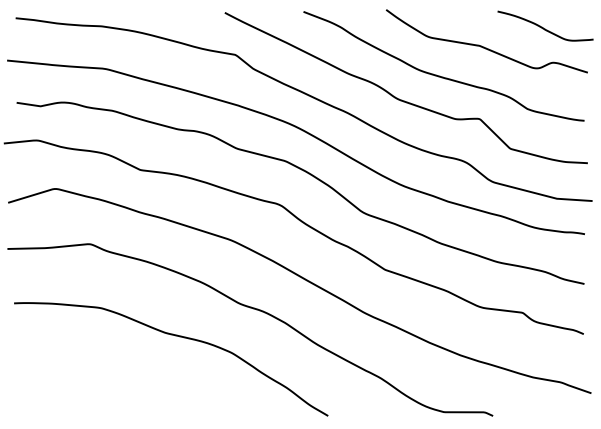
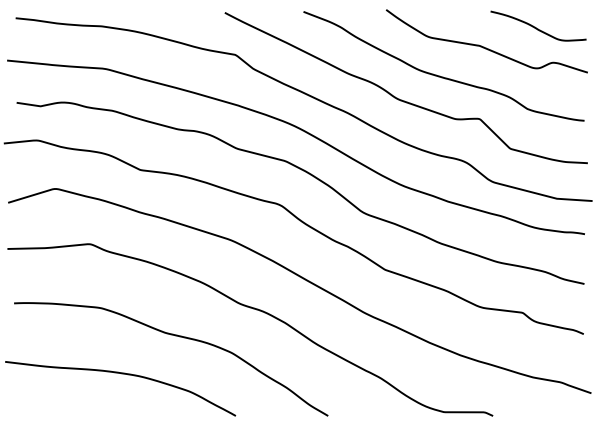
curve position: (543, 27) -> (536, 27) (536, 27)
curve: none -> present (121, 374)
